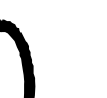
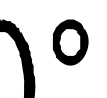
part: none -> present (70, 42)
